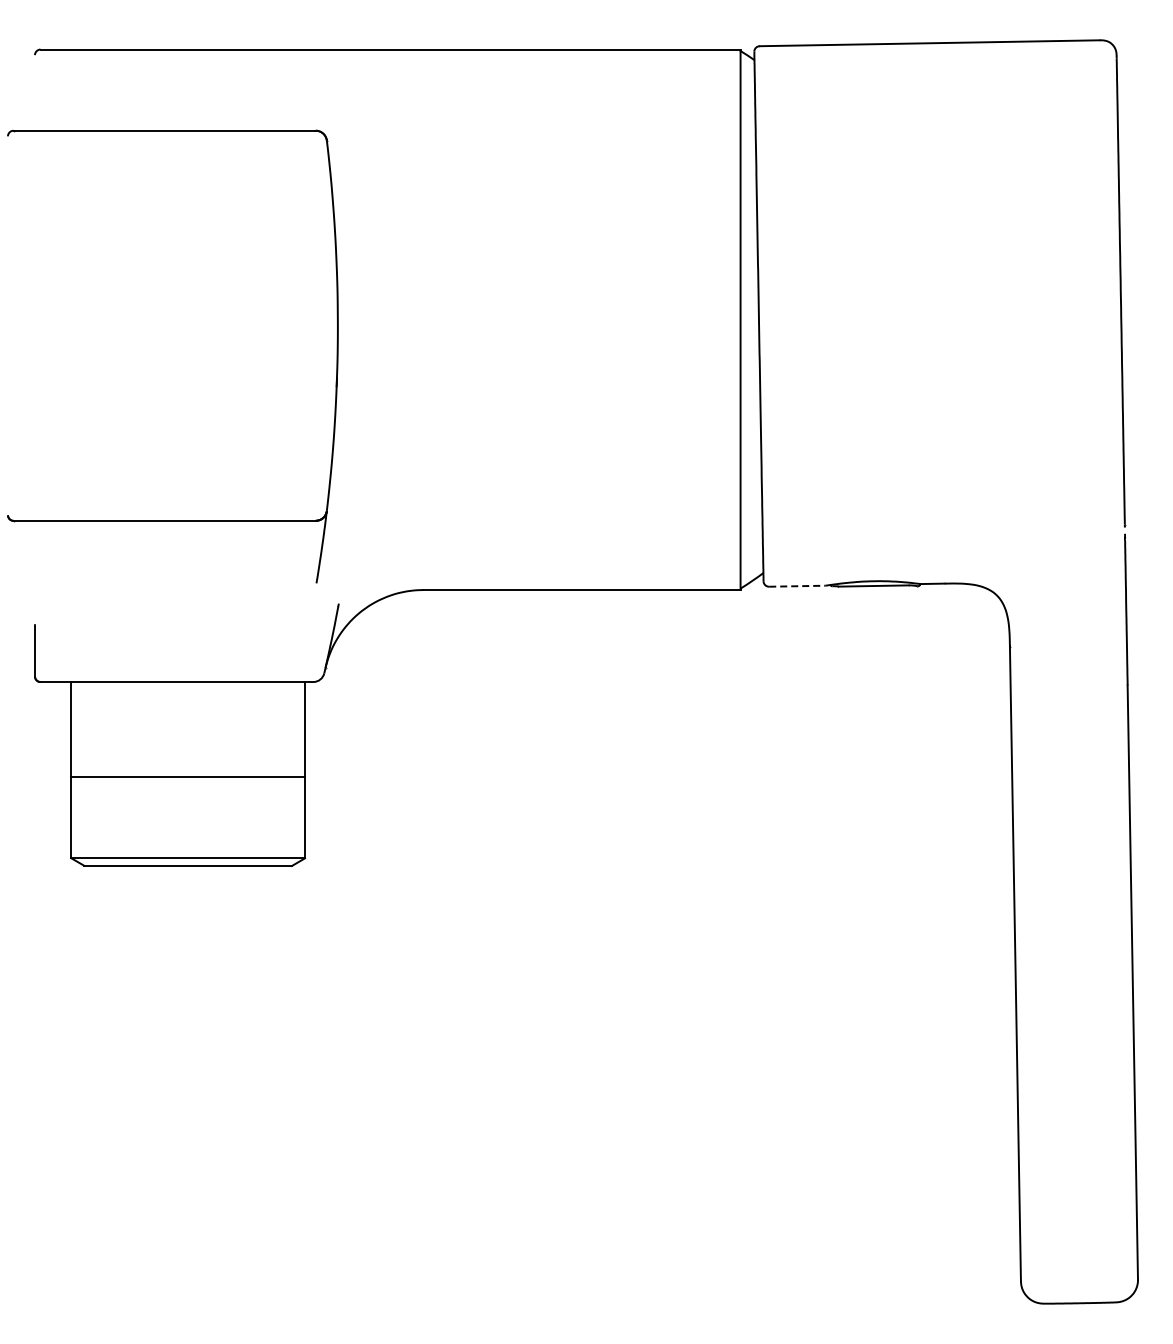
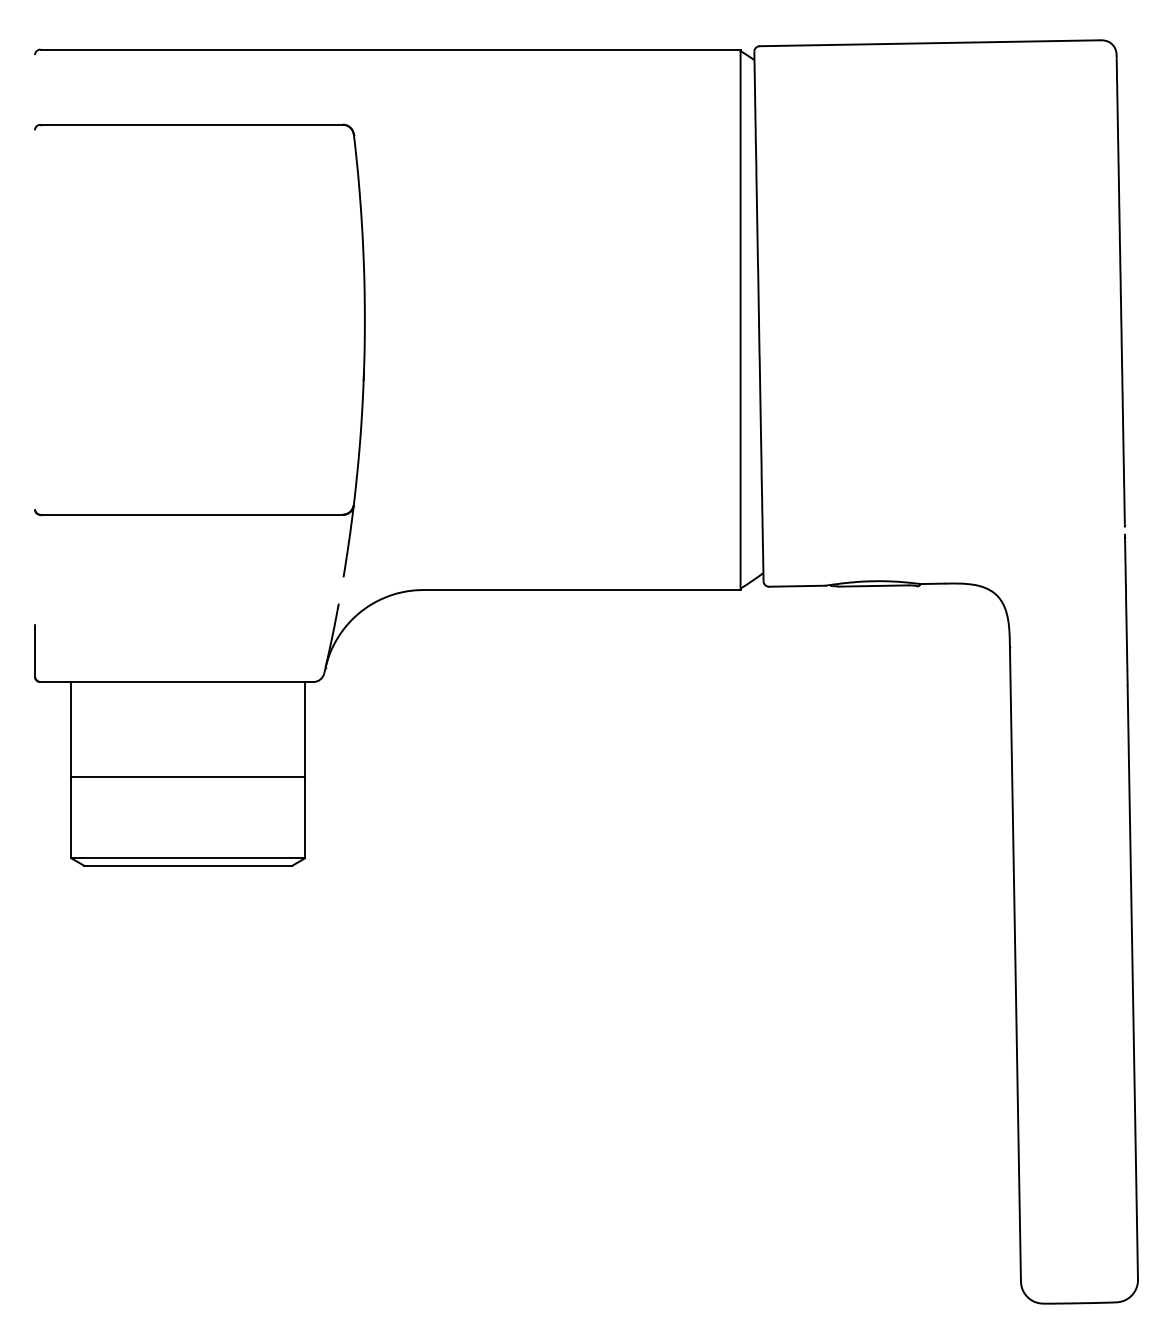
part position: (336, 356) -> (363, 350) (363, 350)
line: dashed -> solid (797, 586)
